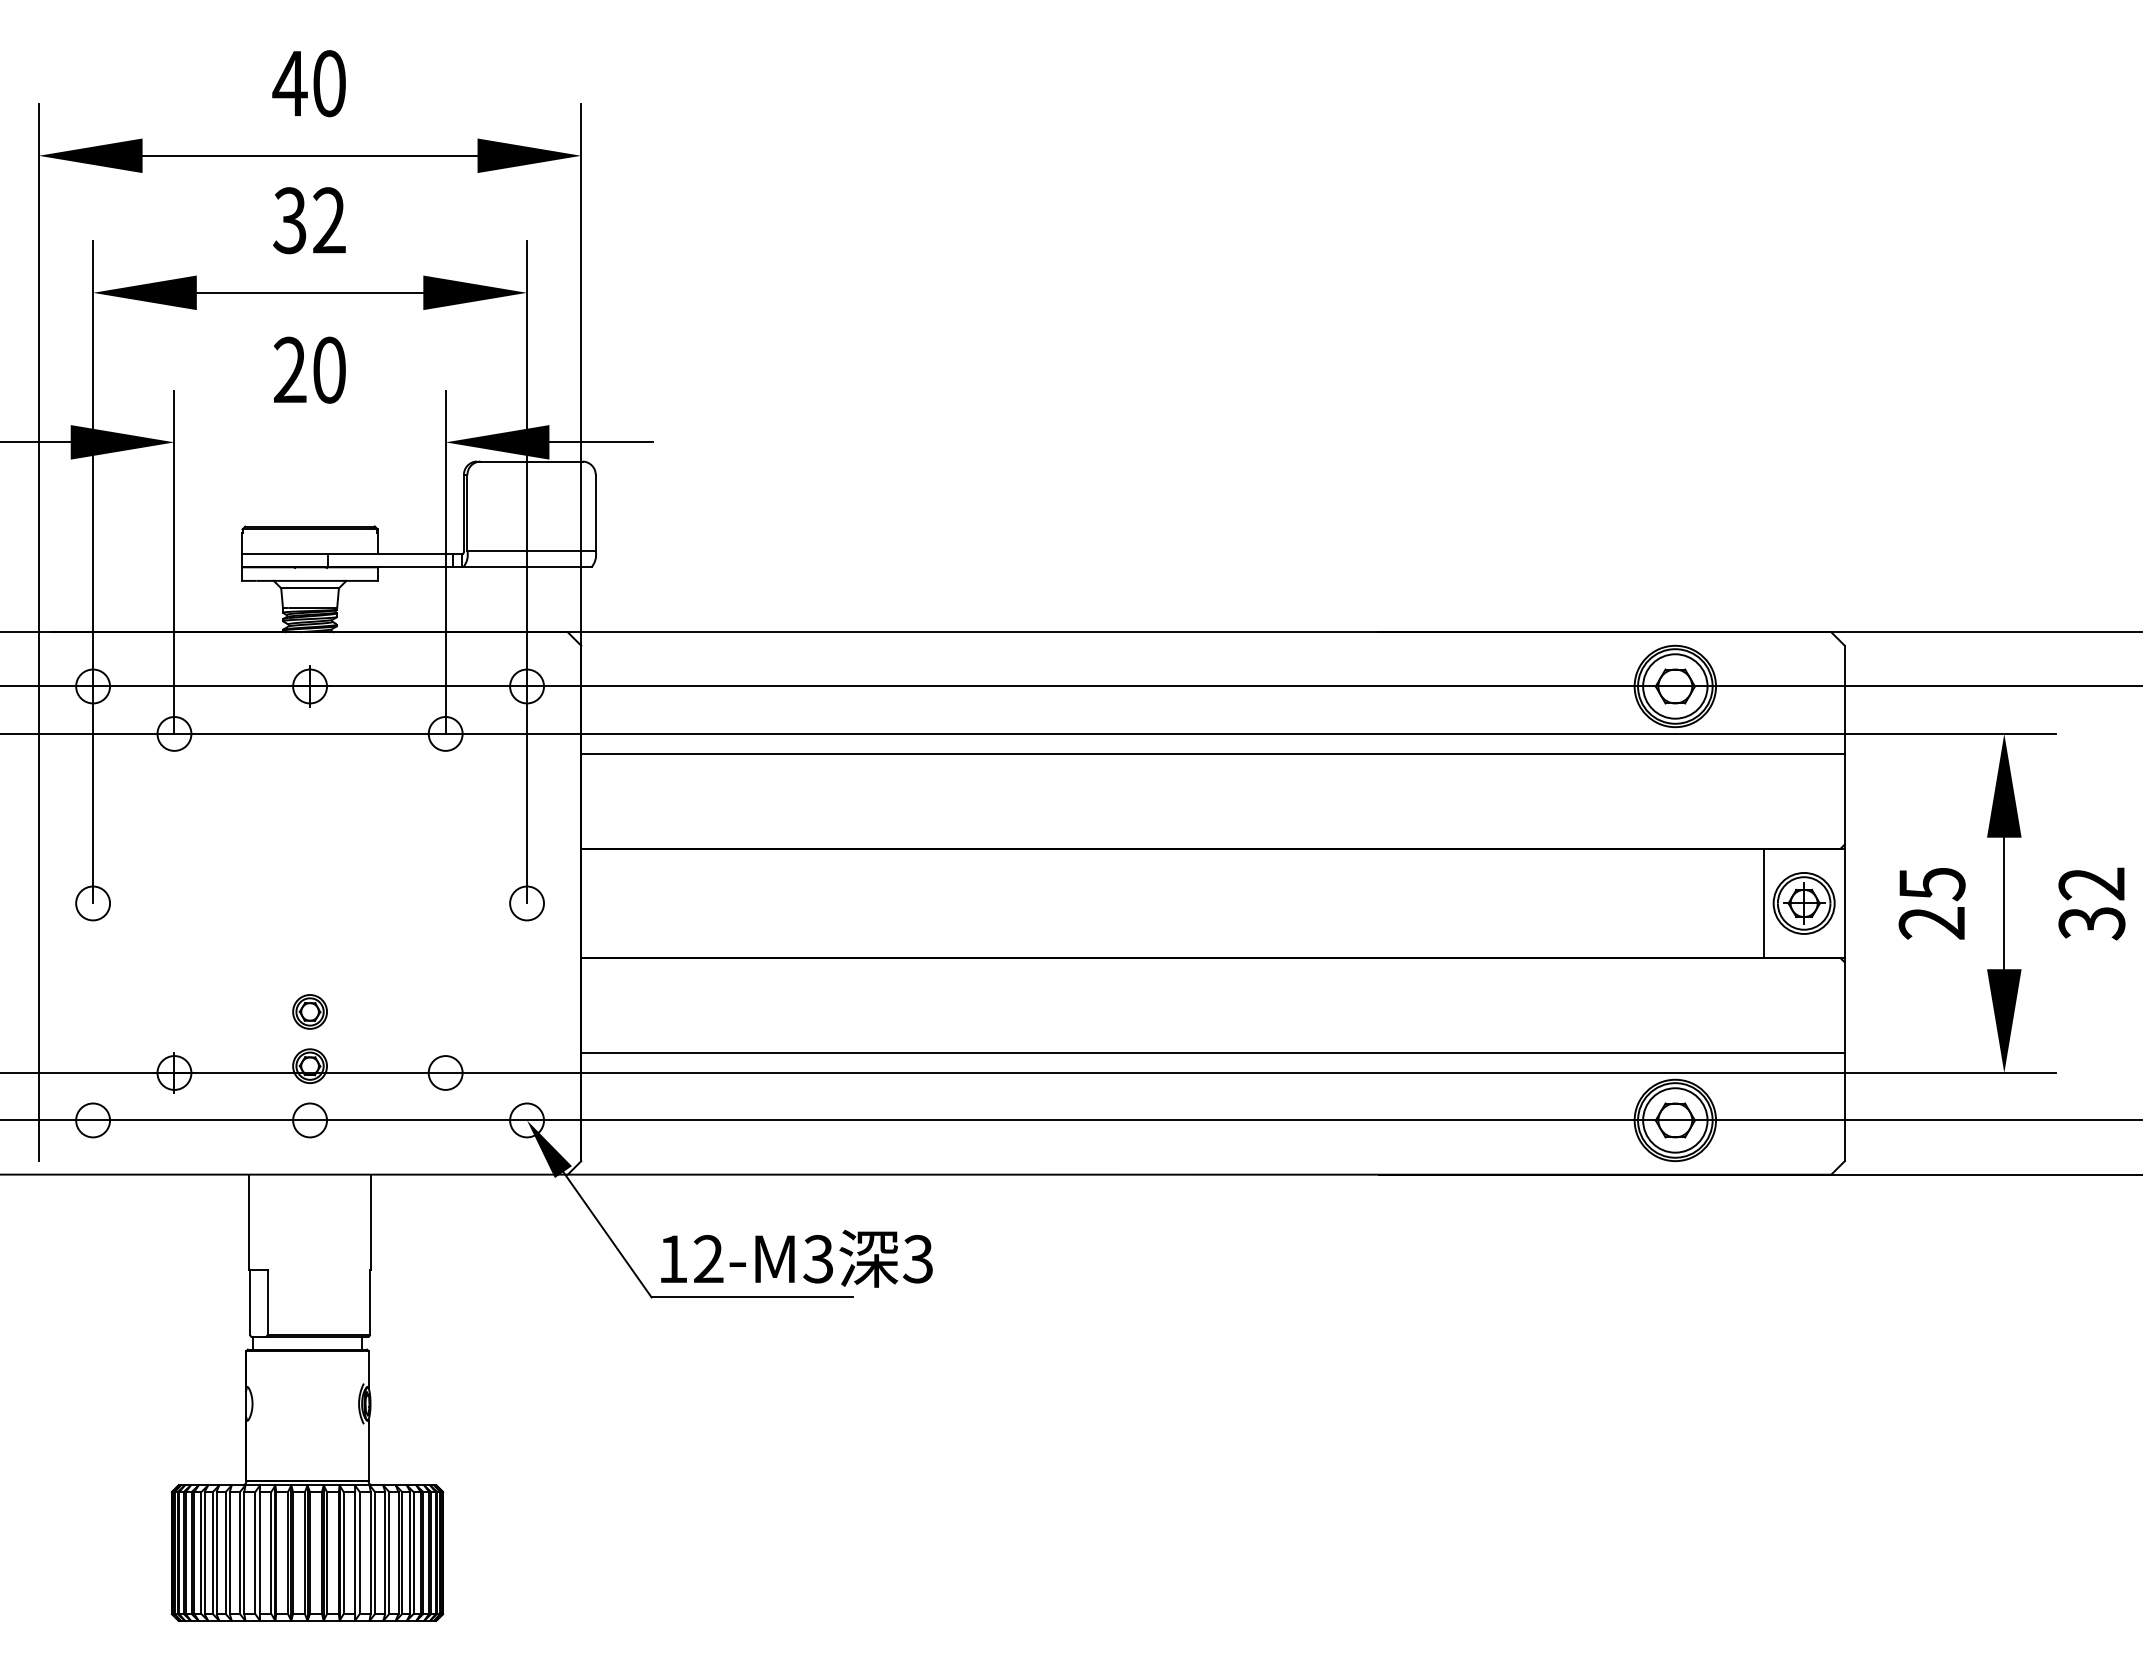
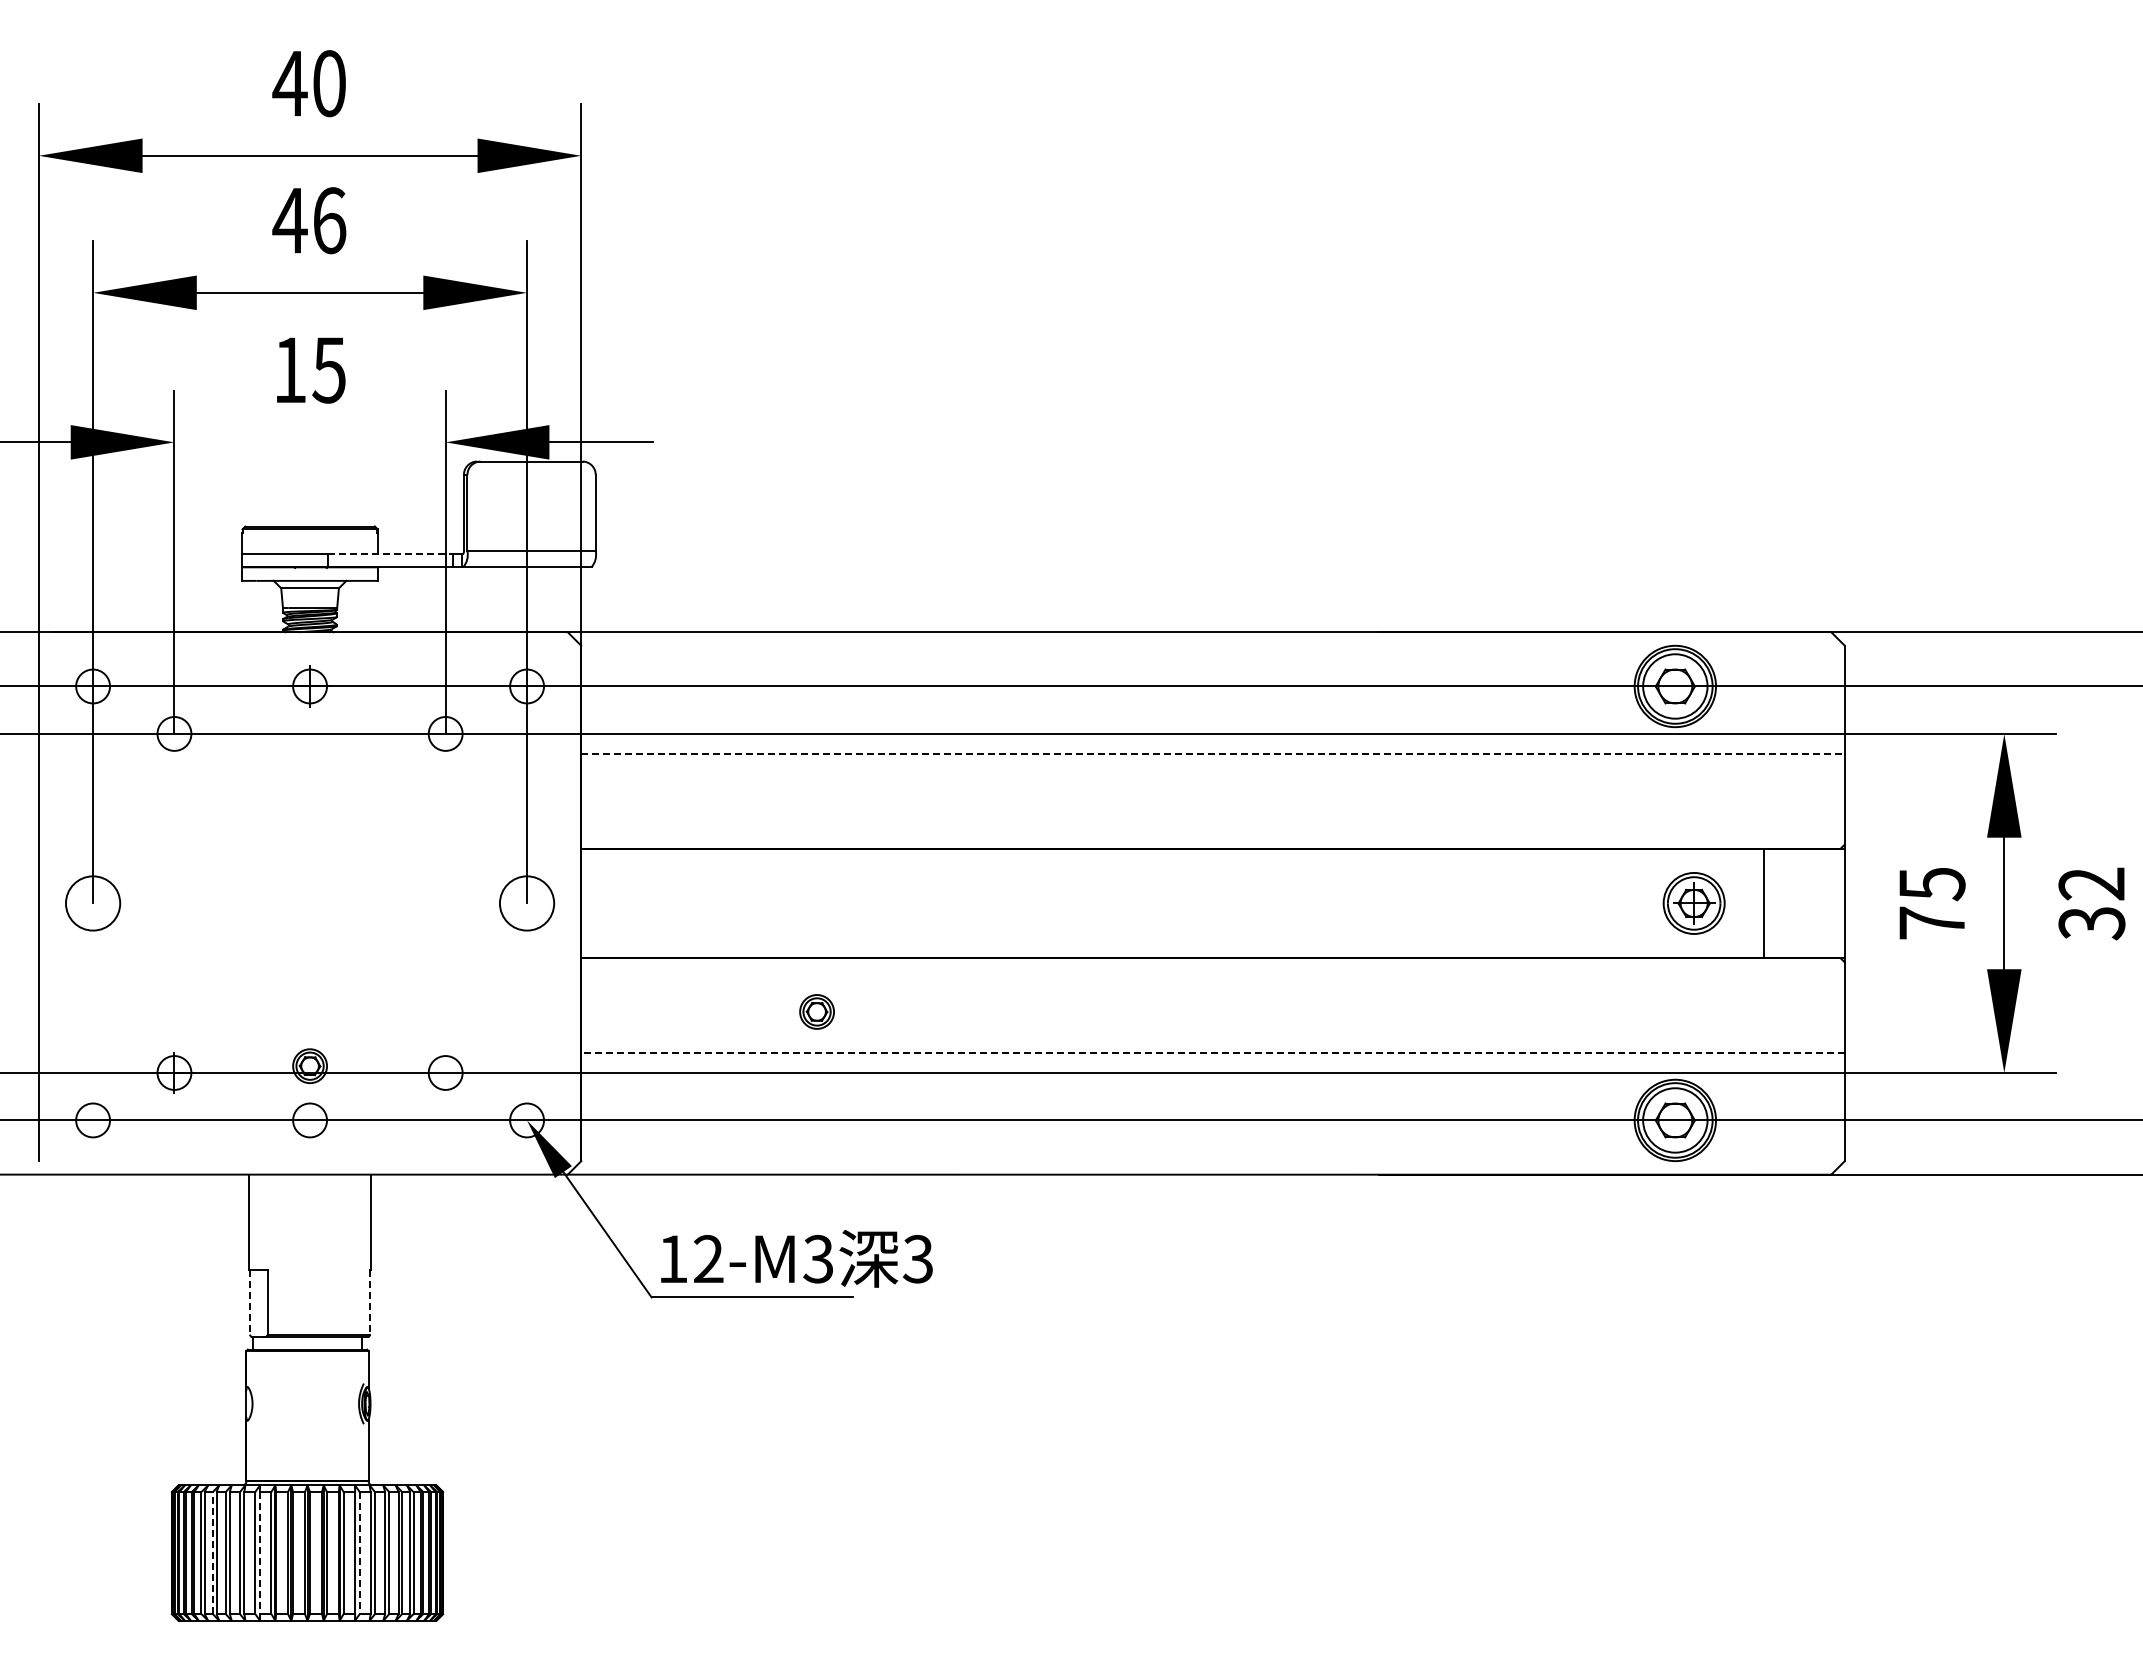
text: 32 -> 46 (309, 220)
text: 20 -> 15 (309, 369)
line: solid -> dashed (390, 553)
line: solid -> dashed (1213, 754)
circle diameter: 34 px -> 54 px (92, 903)
circle diameter: 34 px -> 54 px (526, 903)
part position: (1803, 903) -> (1693, 903) (1693, 903)
text: 25 -> 75 (1931, 922)
part position: (309, 1011) -> (816, 1011) (816, 1011)
line: solid -> dashed (1213, 1052)
line: solid -> dashed (249, 1302)
line: solid -> dashed (370, 1302)
line: solid -> dashed (212, 1552)
line: solid -> dashed (259, 1553)
line: solid -> dashed (359, 1553)
